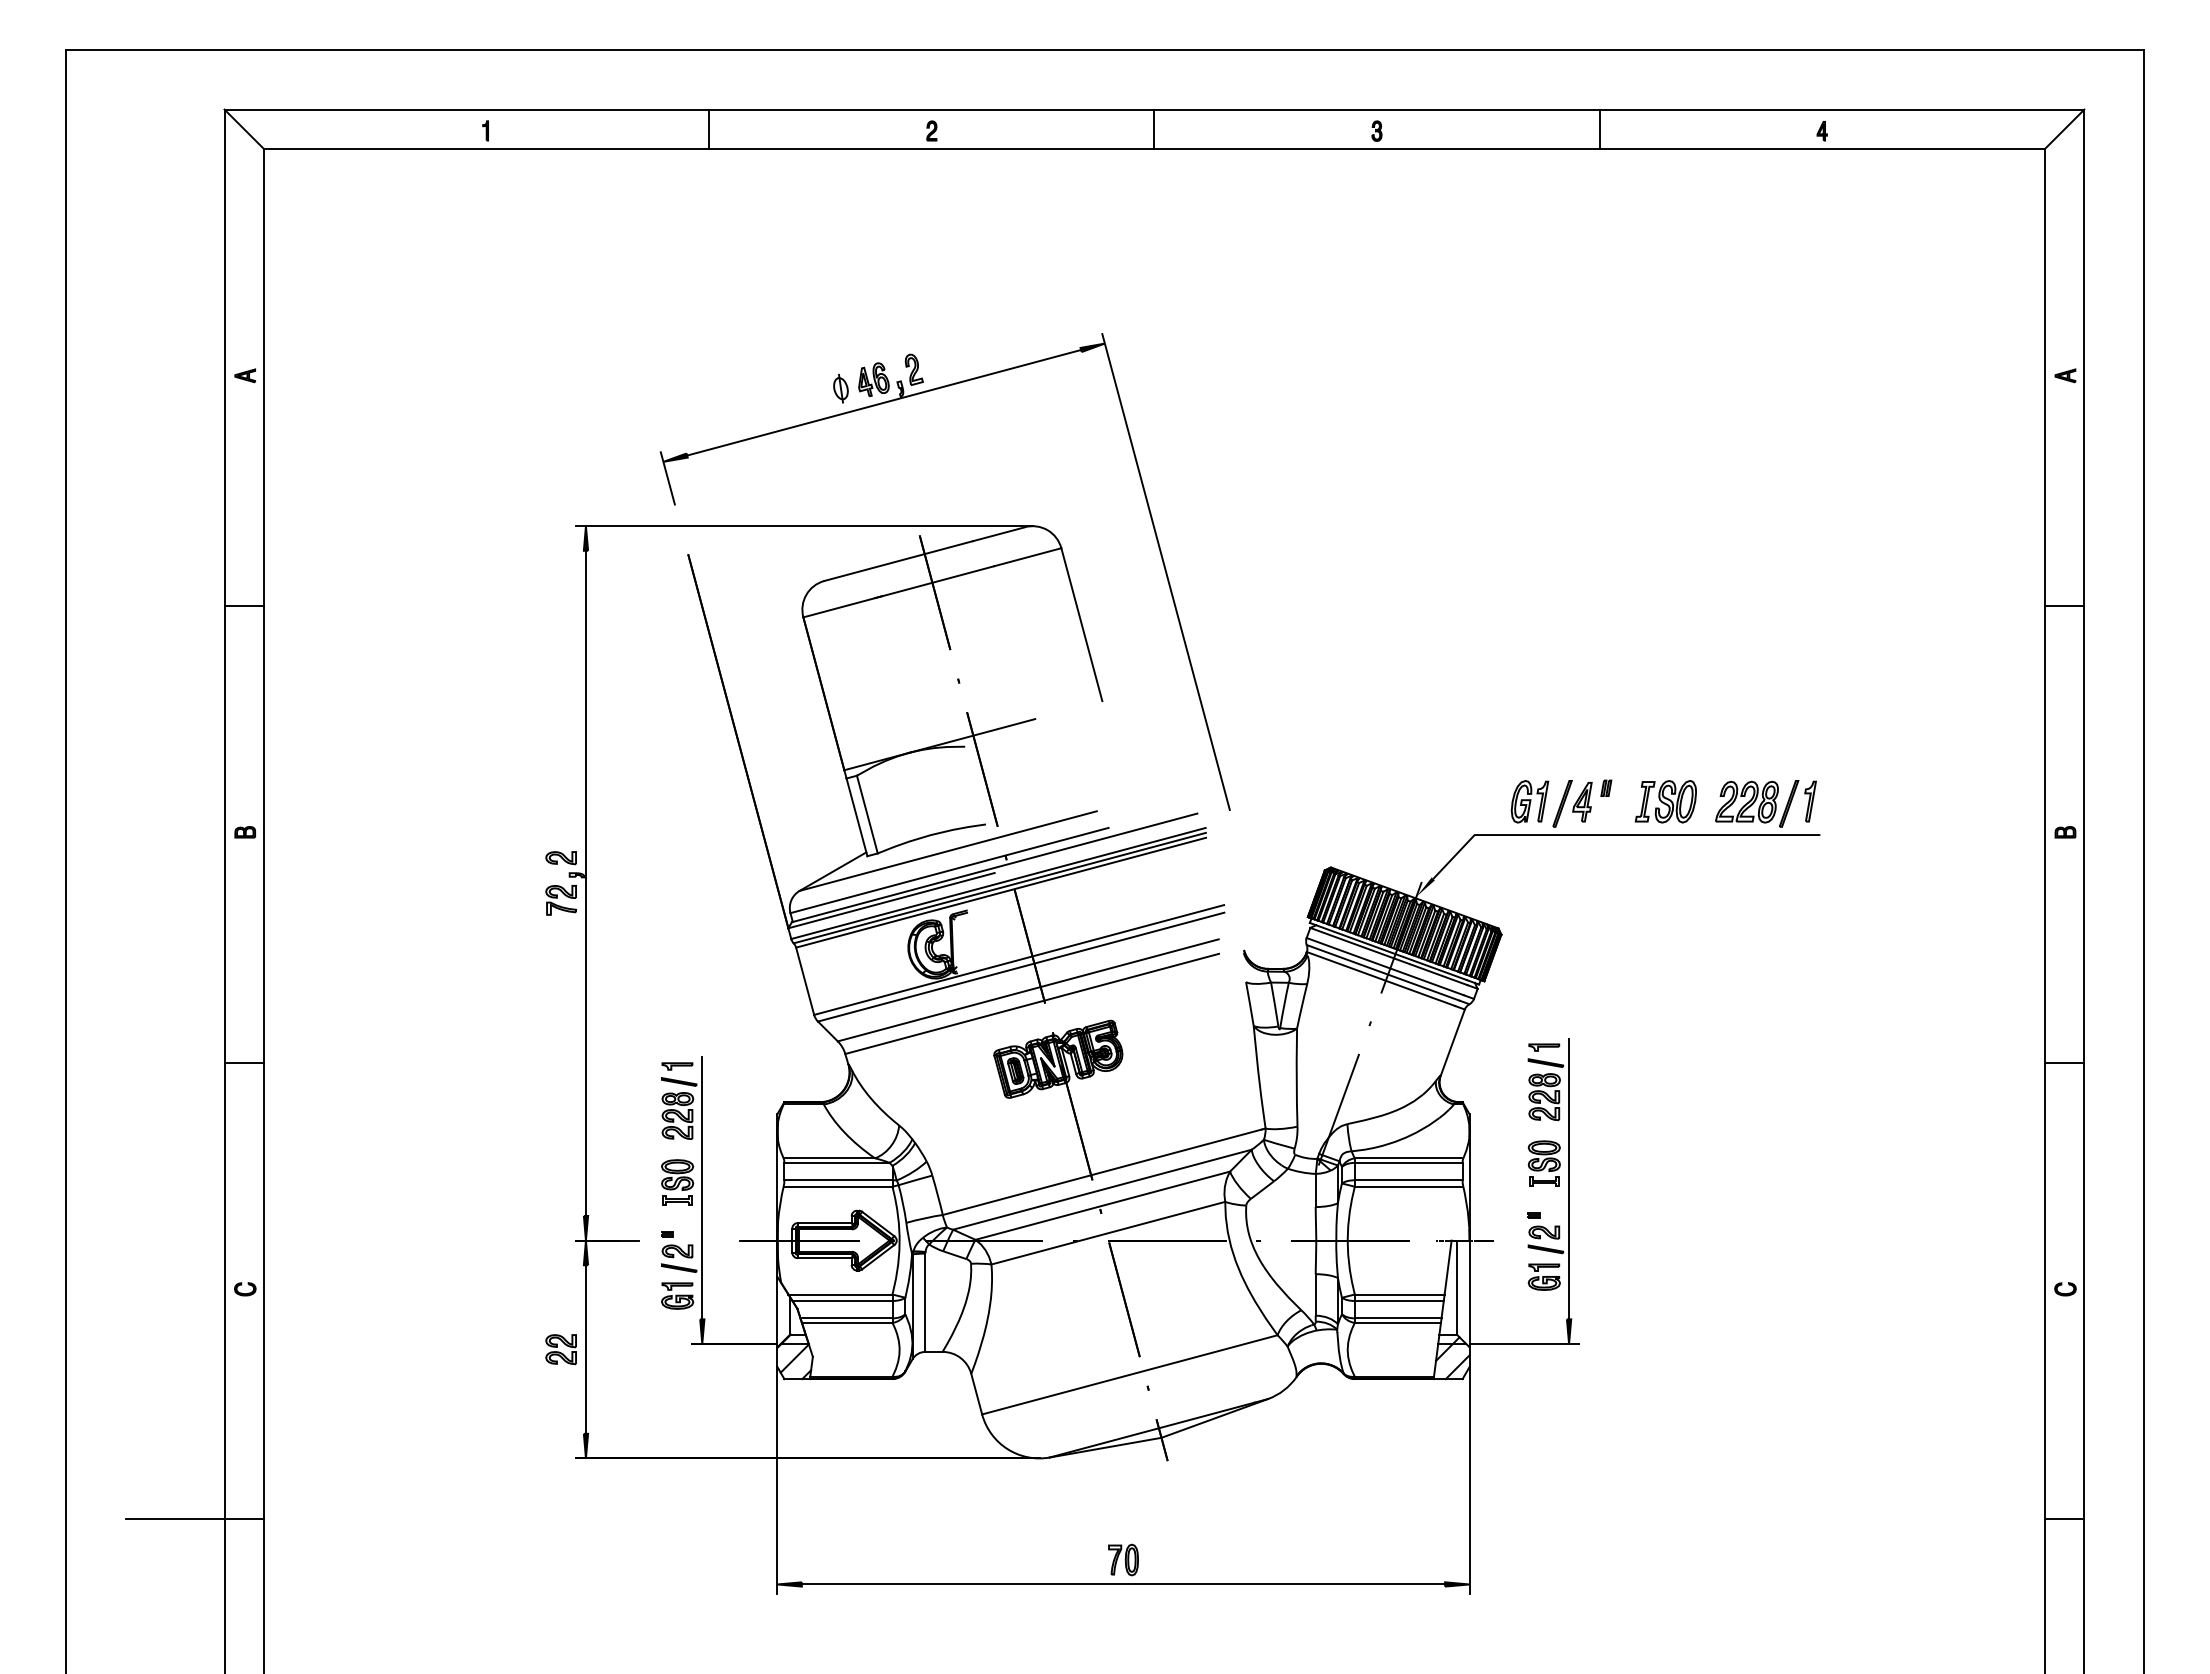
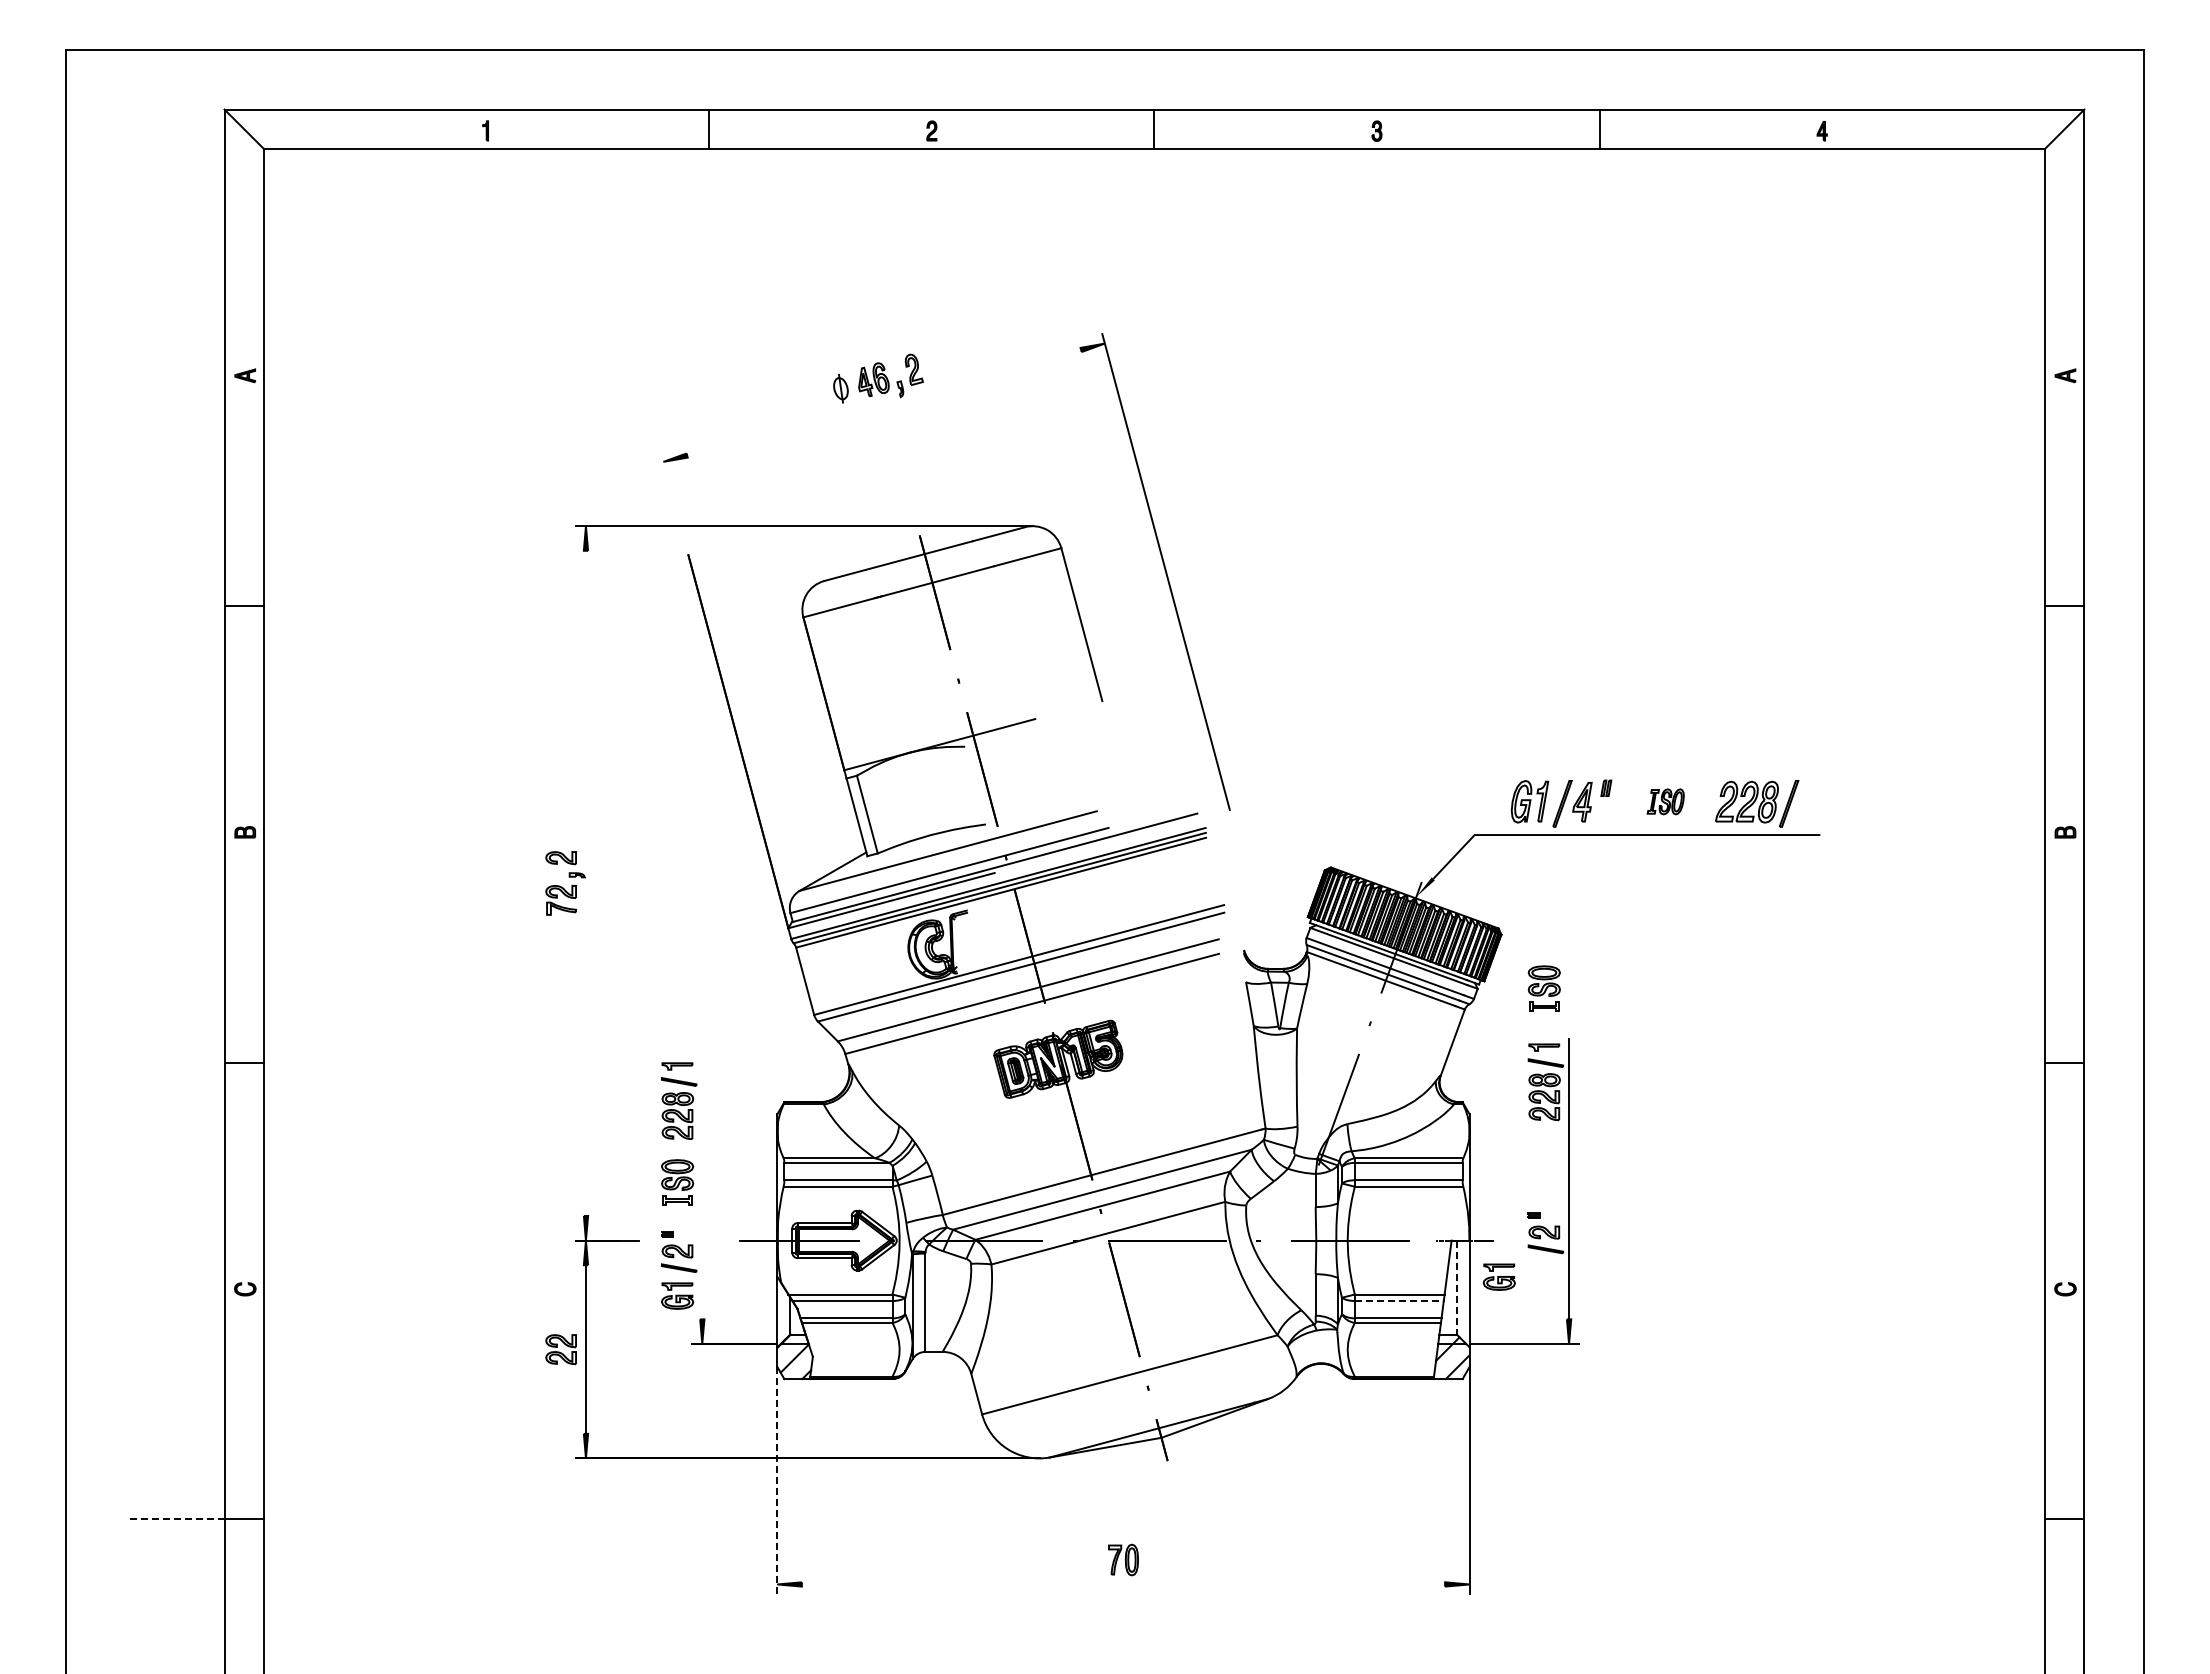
line: present -> none (884, 402)
line: present -> none (667, 478)
part size: 63x44 px -> 39x28 px (1665, 801)
part: present -> none (1810, 801)
line: present -> none (585, 882)
part position: (1543, 1163) -> (1543, 988) (1543, 988)
line: present -> none (702, 1188)
part position: (1543, 1276) -> (1498, 1276) (1498, 1276)
line: solid -> dashed (1456, 1287)
line: solid -> dashed (1399, 1300)
line: solid -> dashed (777, 1480)
line: solid -> dashed (174, 1519)
line: present -> none (1123, 1584)
